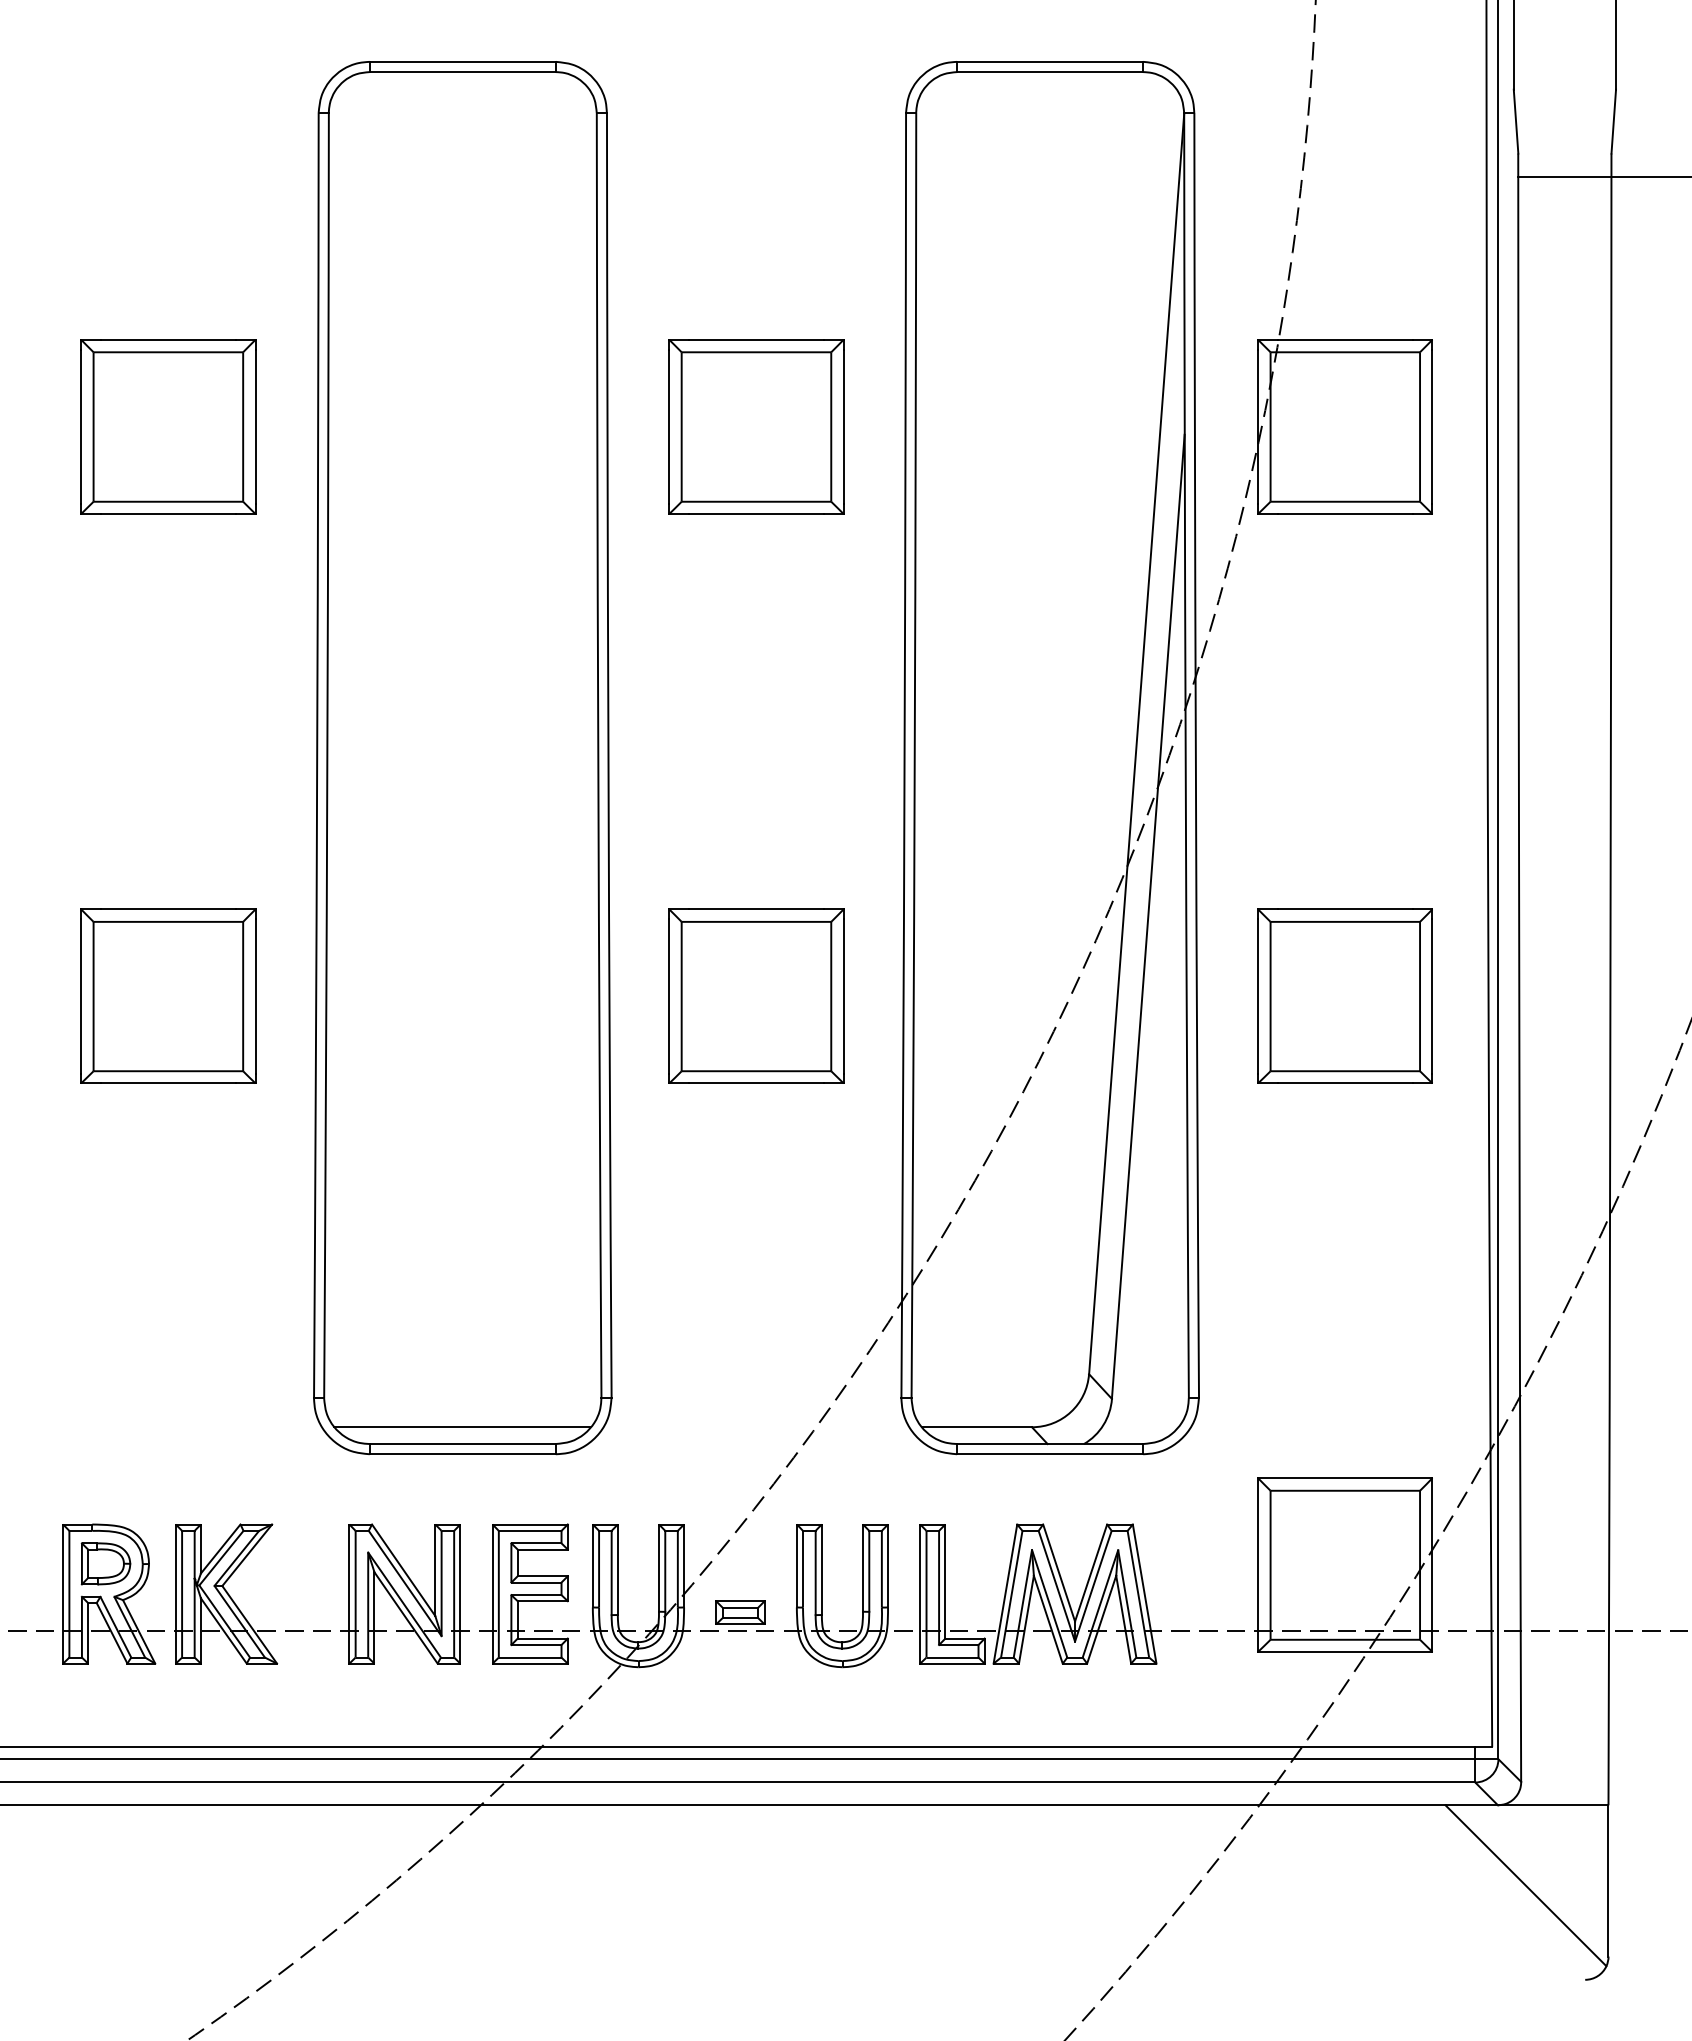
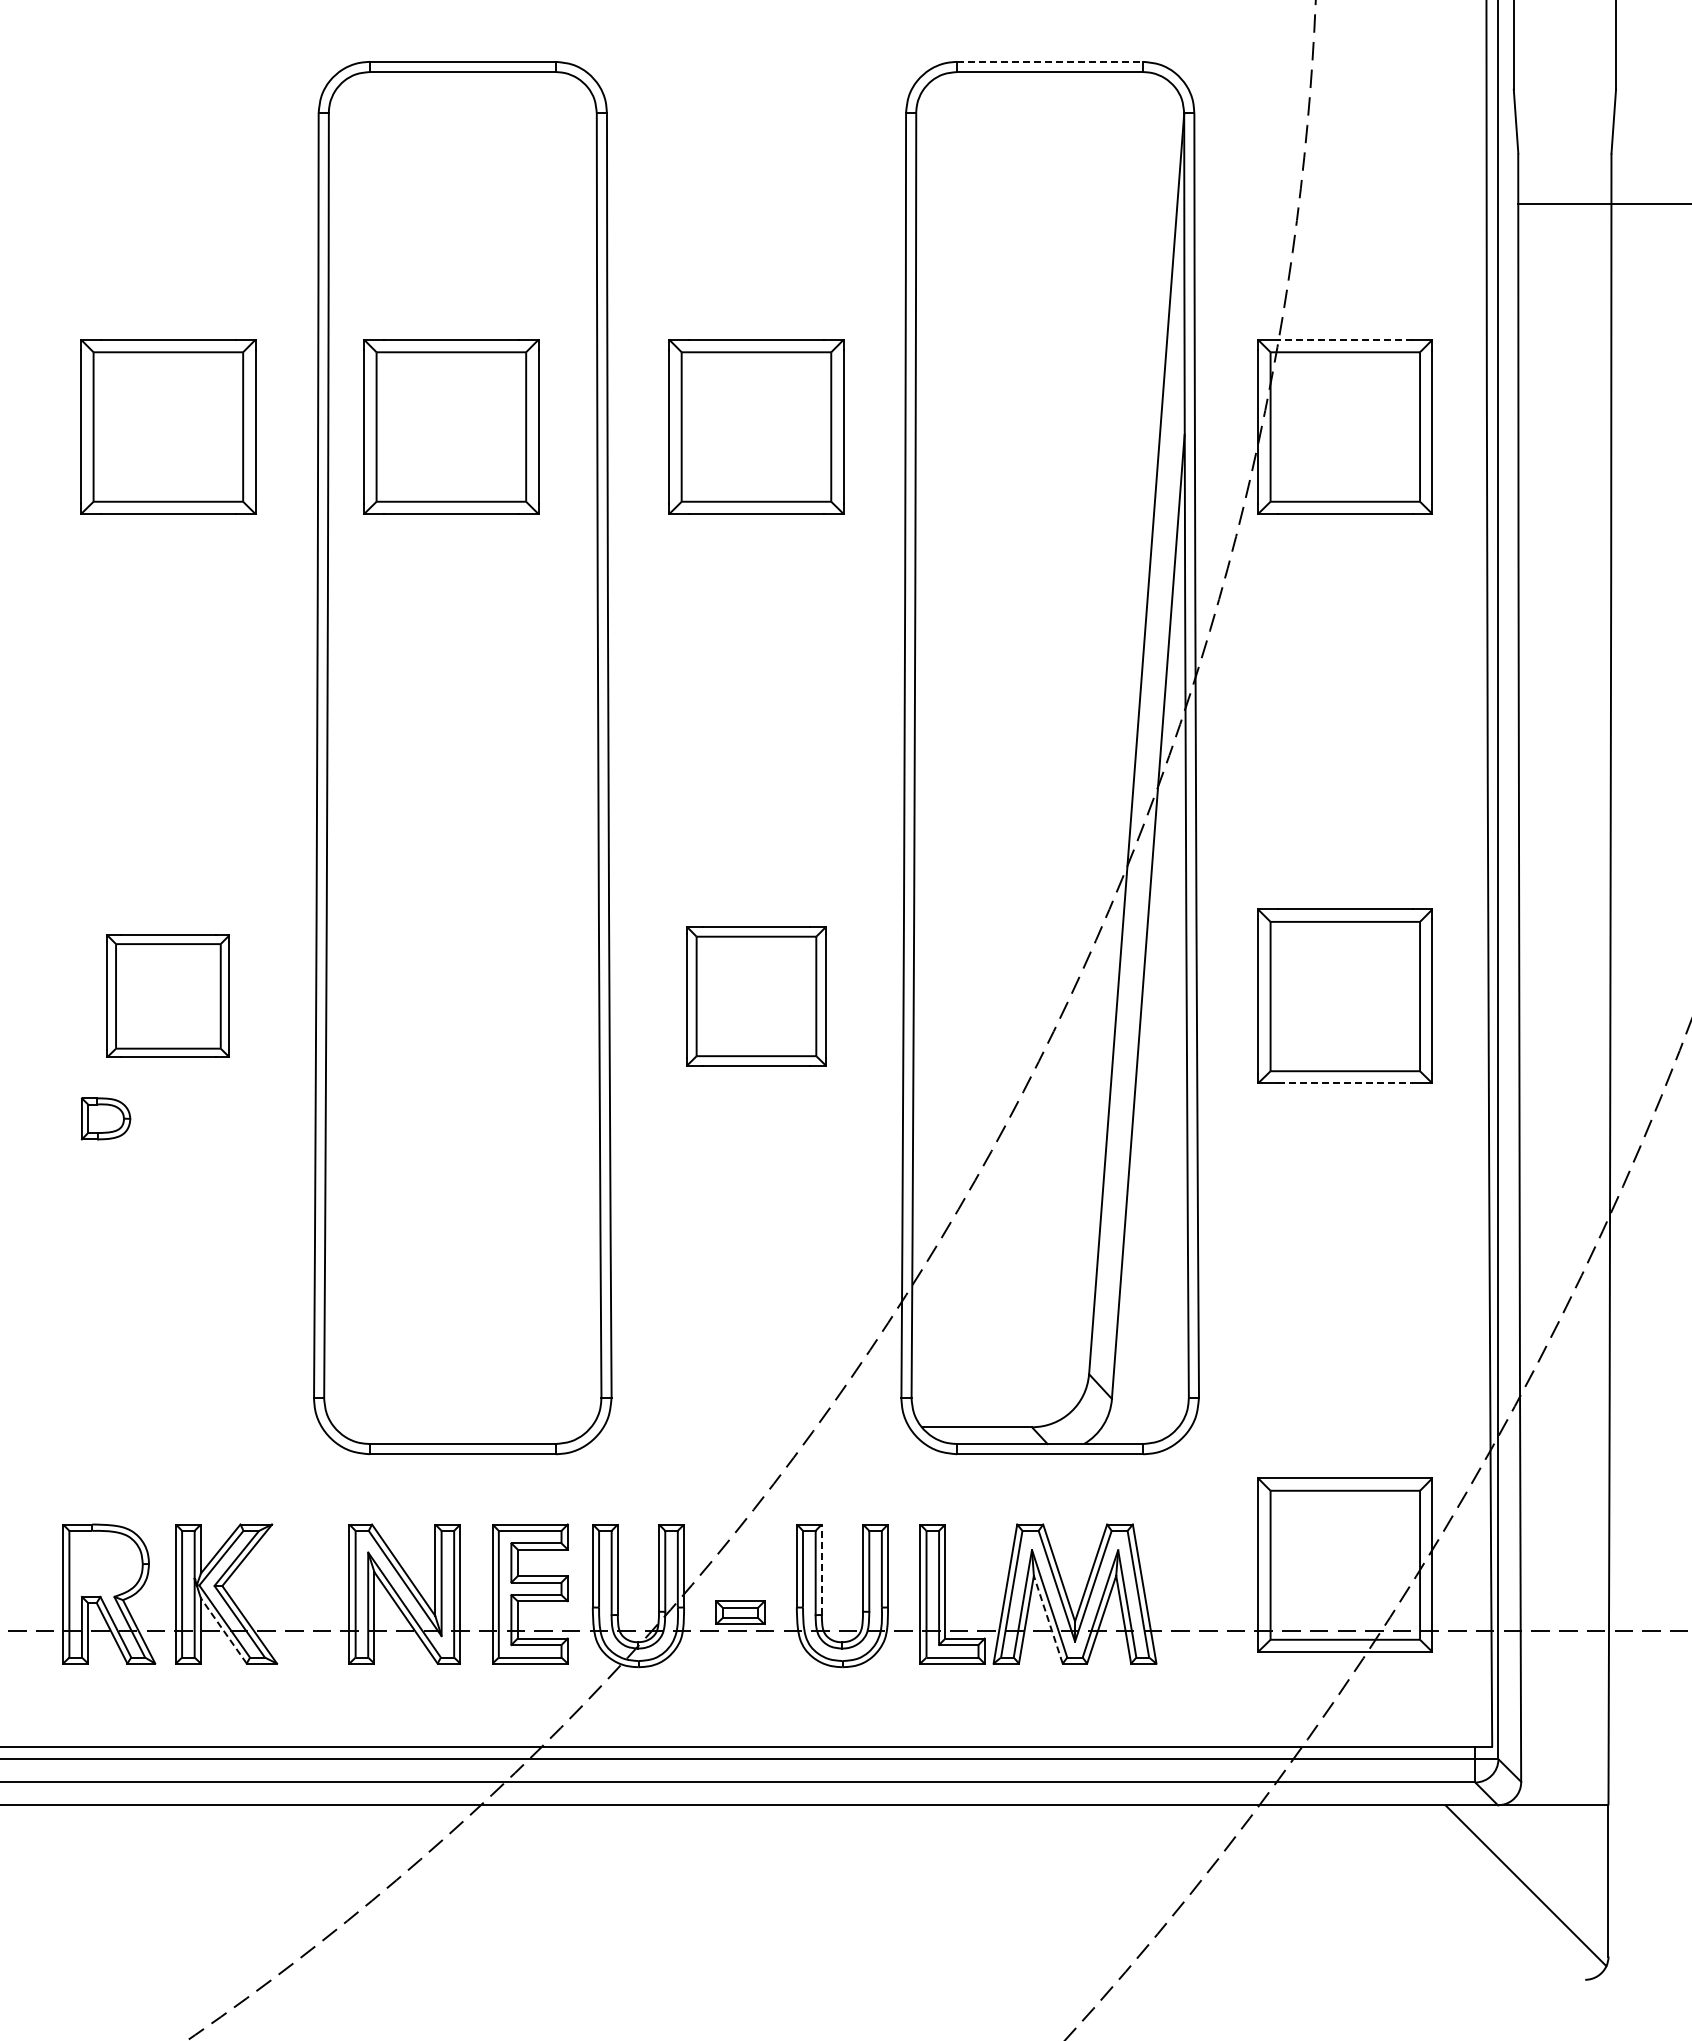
line: solid -> dashed (1050, 61)
line position: (1603, 176) -> (1603, 203) (1603, 203)
line: solid -> dashed (1344, 339)
part: none -> present (451, 426)
part size: 177x176 px -> 124x124 px (167, 995)
part size: 177x176 px -> 141x141 px (756, 996)
line: solid -> dashed (1345, 1083)
line: present -> none (462, 1427)
part position: (105, 1563) -> (105, 1118) (105, 1118)
line: solid -> dashed (821, 1569)
line: solid -> dashed (1048, 1619)
line: solid -> dashed (223, 1631)
